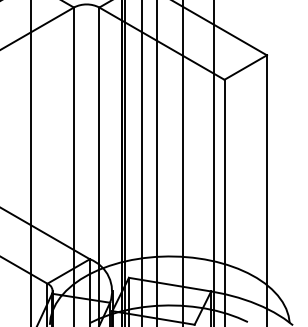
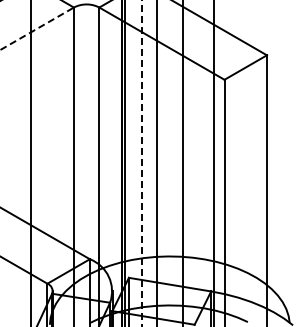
line: solid -> dashed (37, 28)
line: solid -> dashed (141, 164)
